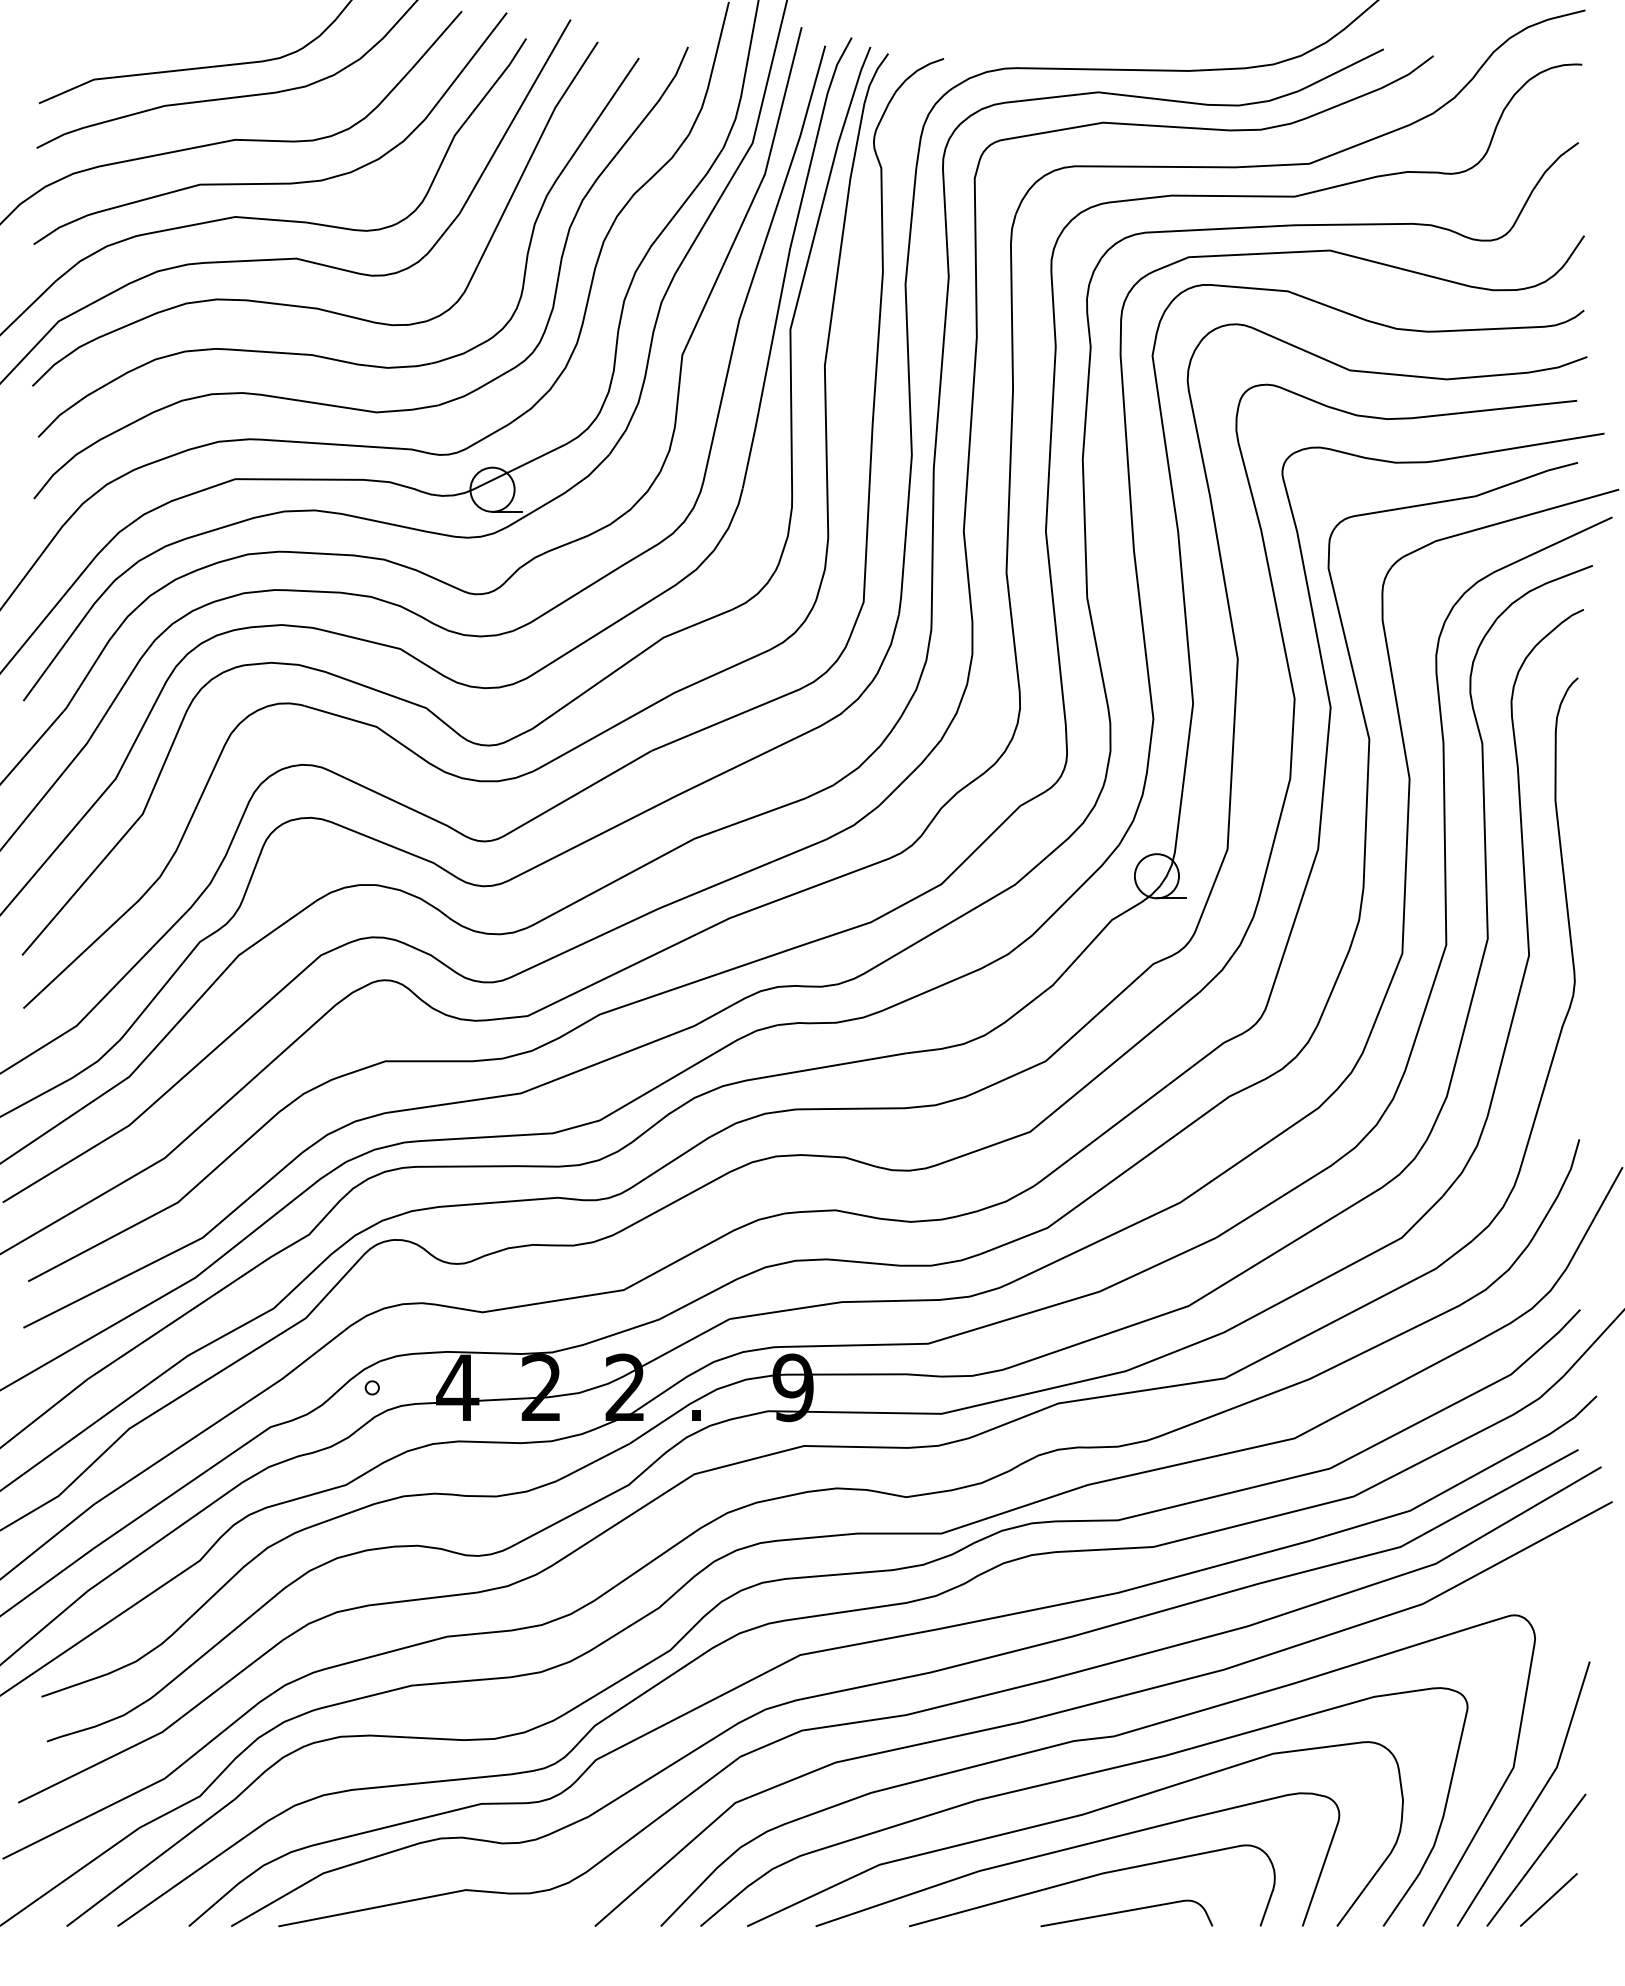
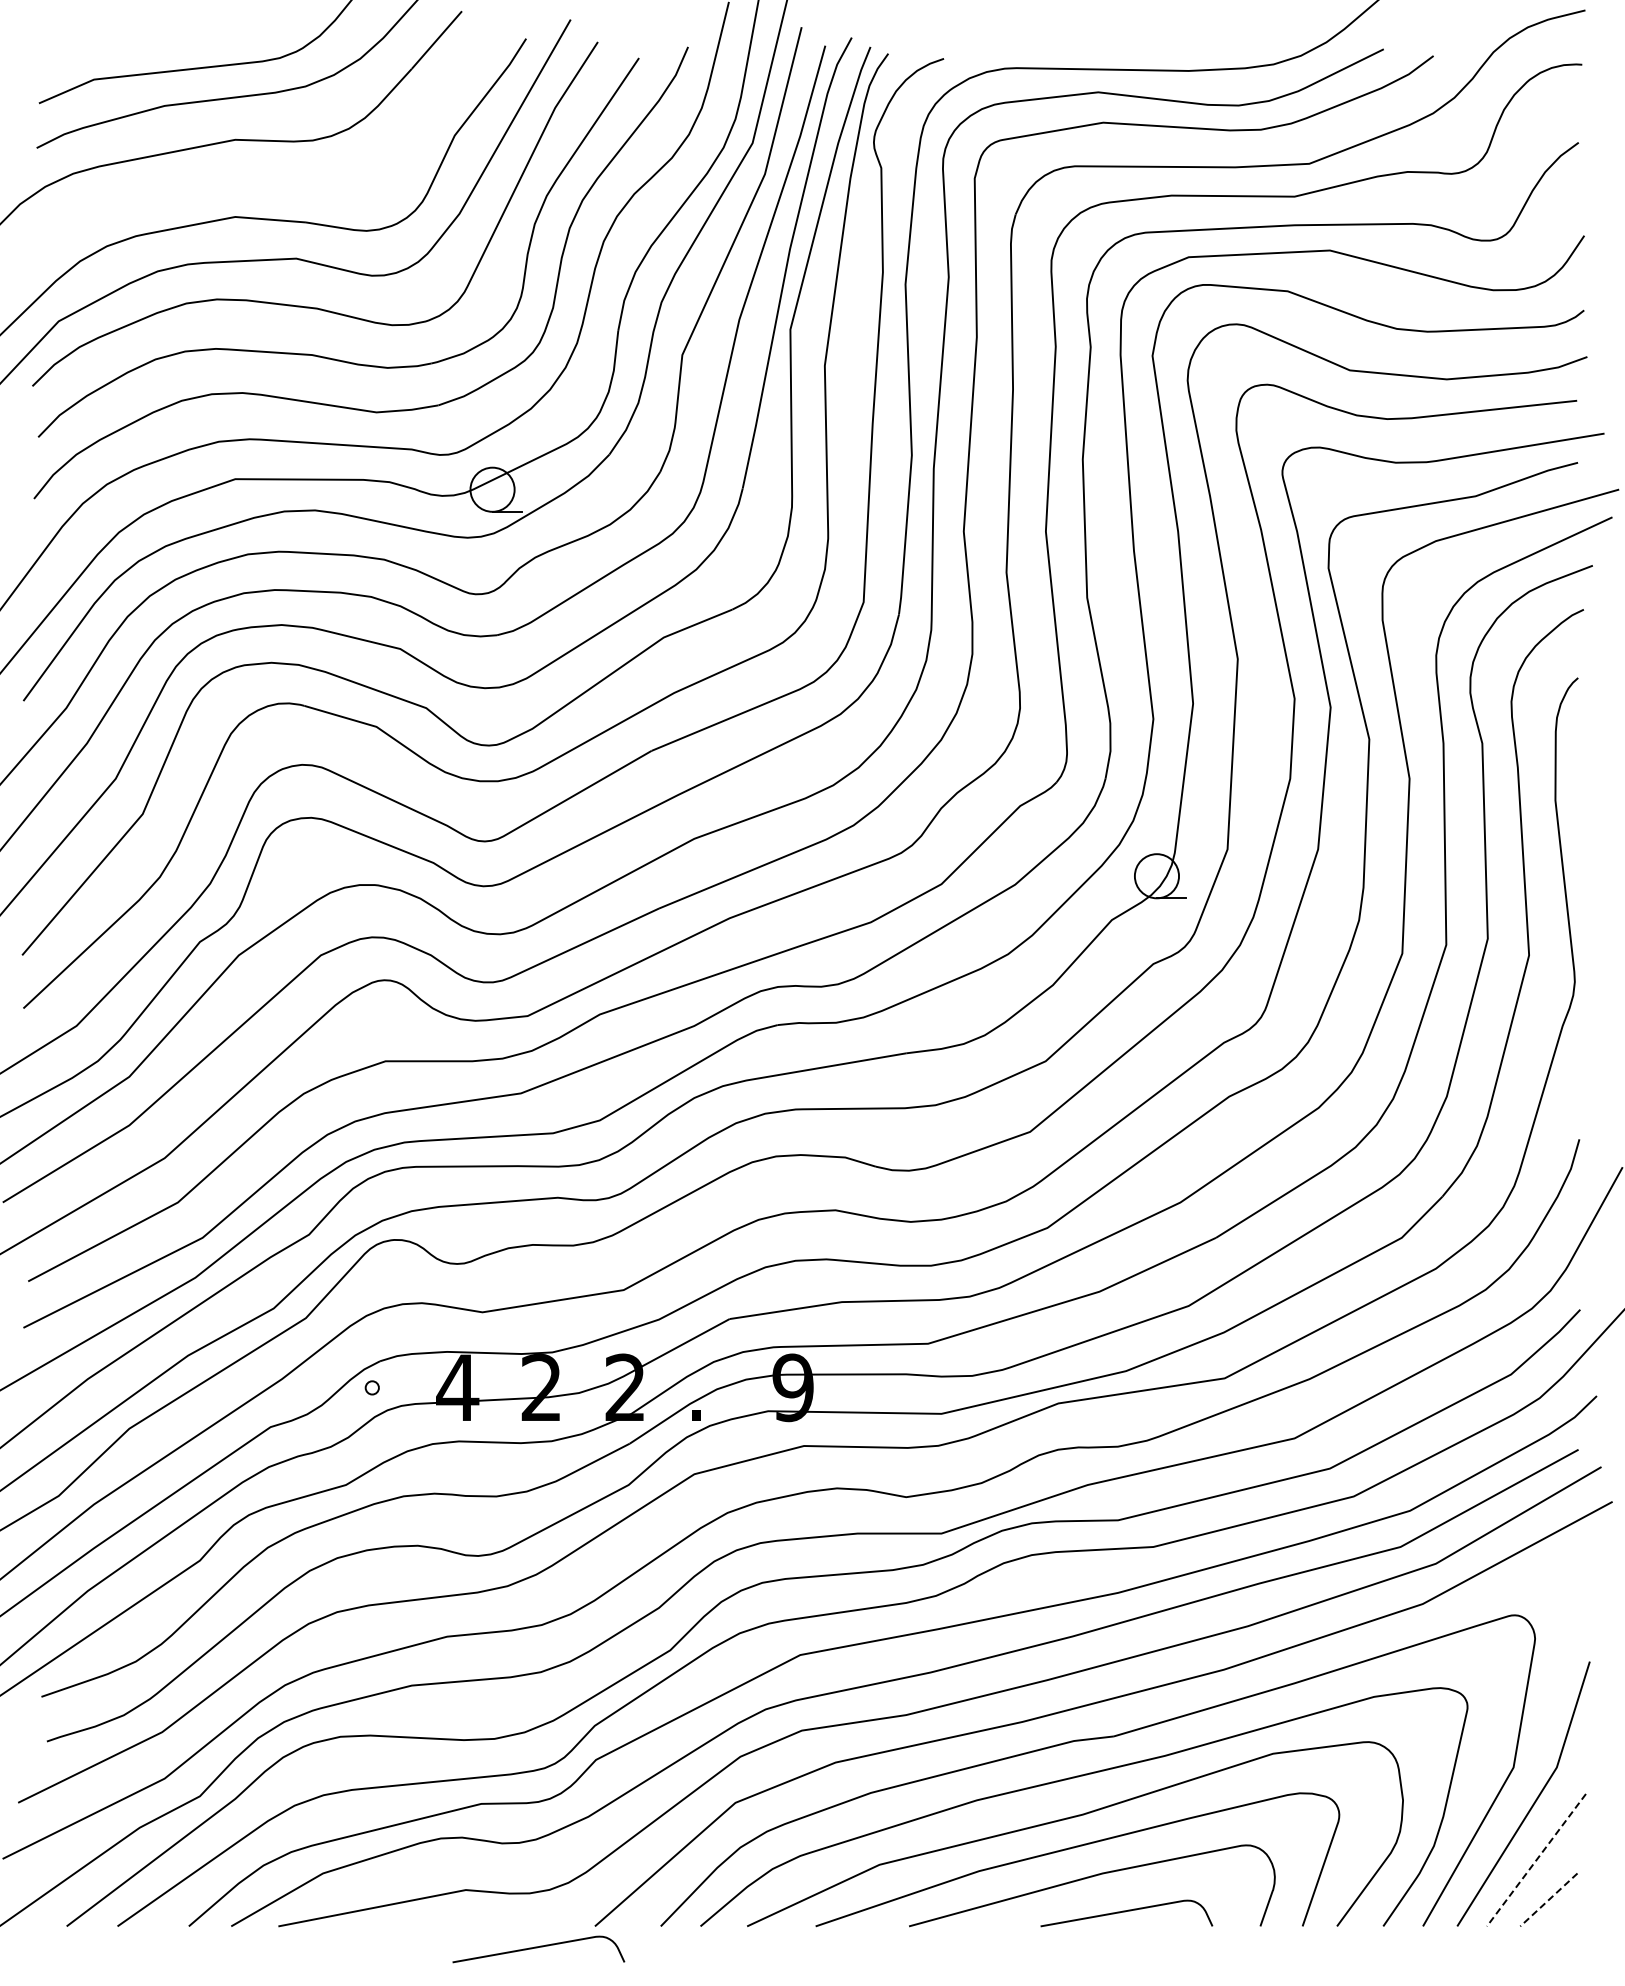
curve: present -> none (270, 182)
line: solid -> dashed (1536, 1860)
line: solid -> dashed (1548, 1899)
curve: none -> present (537, 1948)
